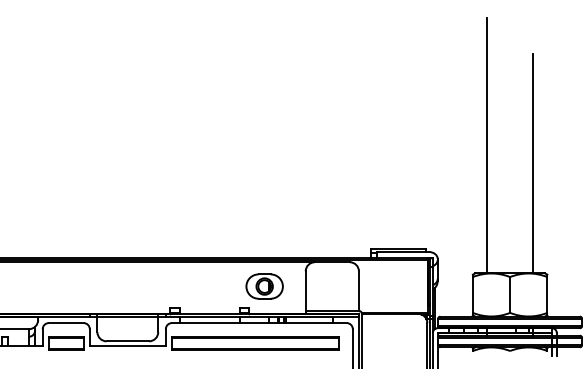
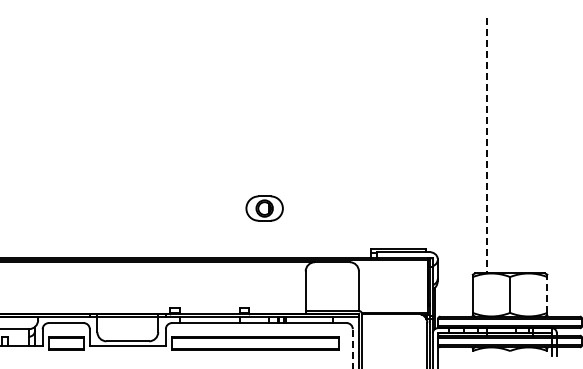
line: solid -> dashed (486, 145)
line: present -> none (533, 163)
part position: (264, 286) -> (264, 208) (264, 208)
line: solid -> dashed (547, 294)
line: solid -> dashed (352, 348)
